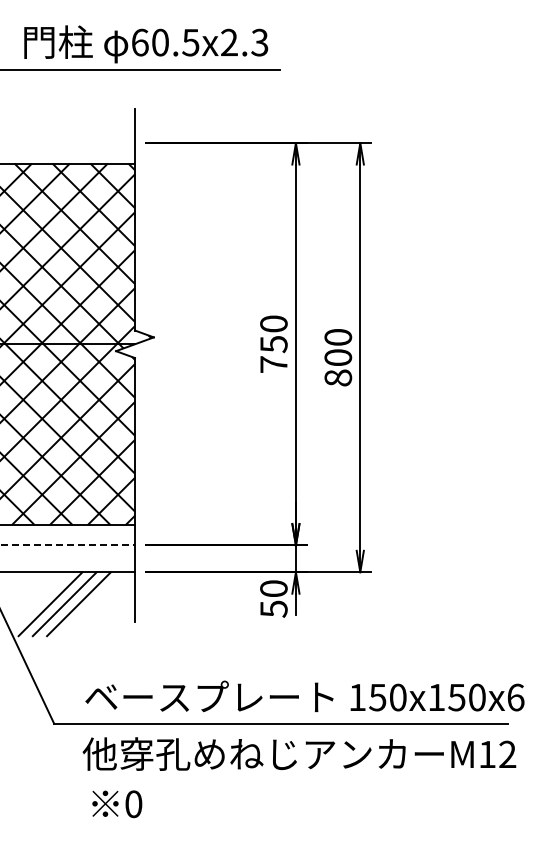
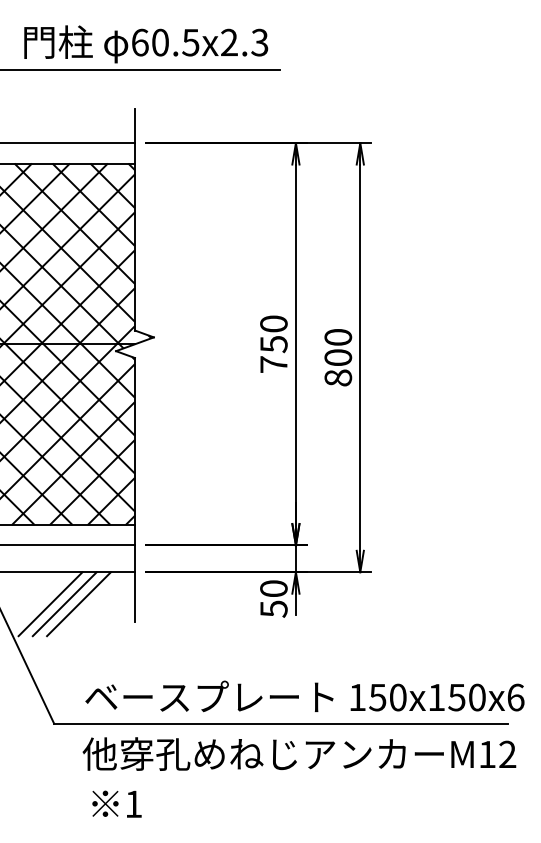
line: none -> present (68, 143)
line: dashed -> solid (68, 545)
text: 0 -> 1 (133, 804)
